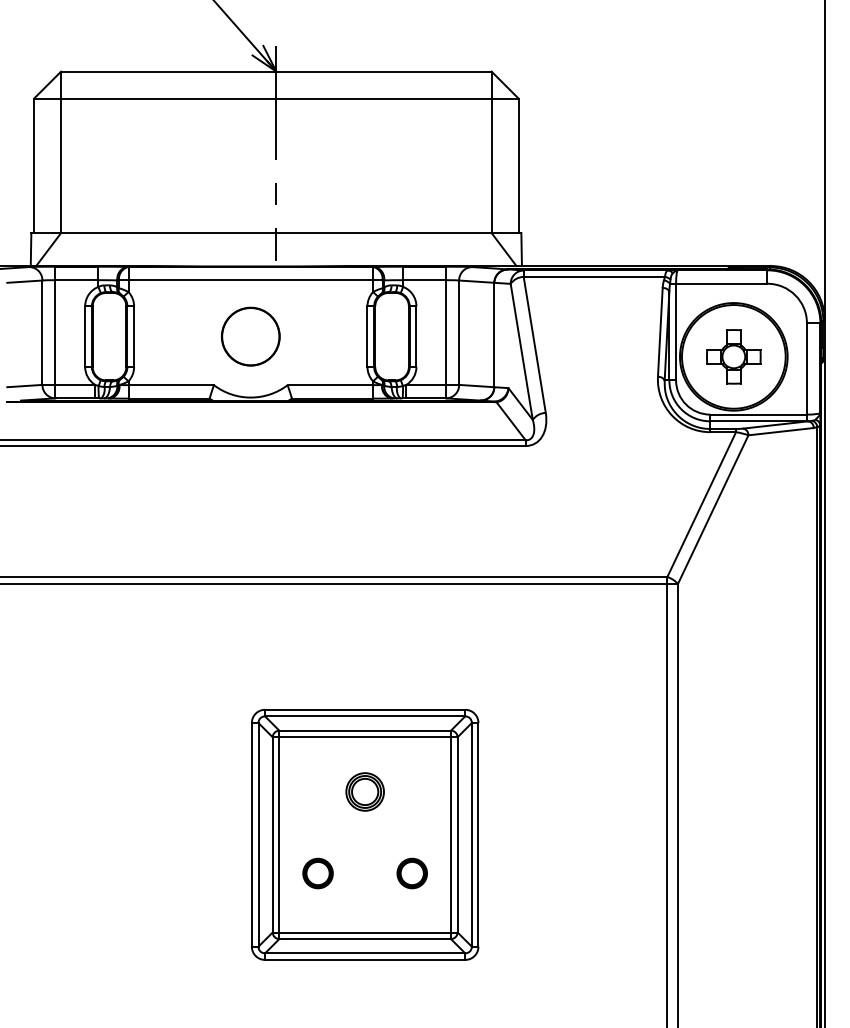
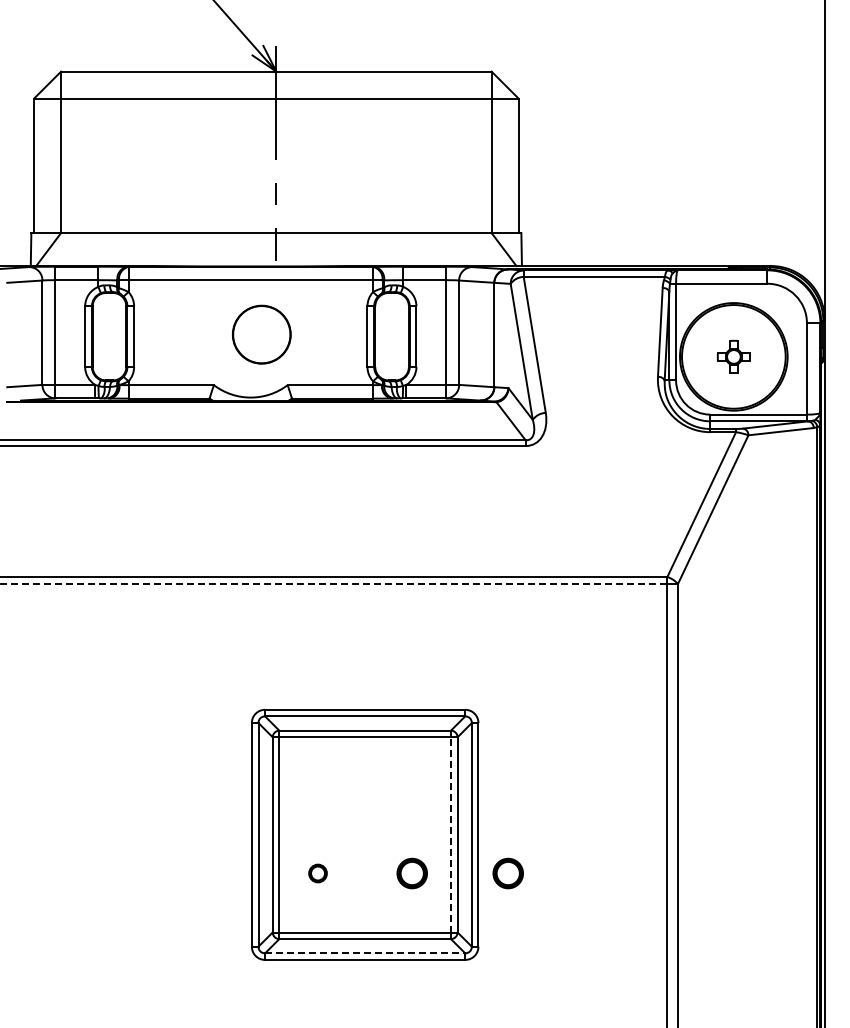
part position: (250, 336) -> (261, 334) (261, 334)
part size: 56x56 px -> 35x35 px (733, 356)
line: solid -> dashed (333, 584)
part: present -> none (364, 791)
line: solid -> dashed (451, 834)
part size: 32x33 px -> 20x21 px (317, 873)
part: none -> present (507, 873)
line: solid -> dashed (365, 953)
